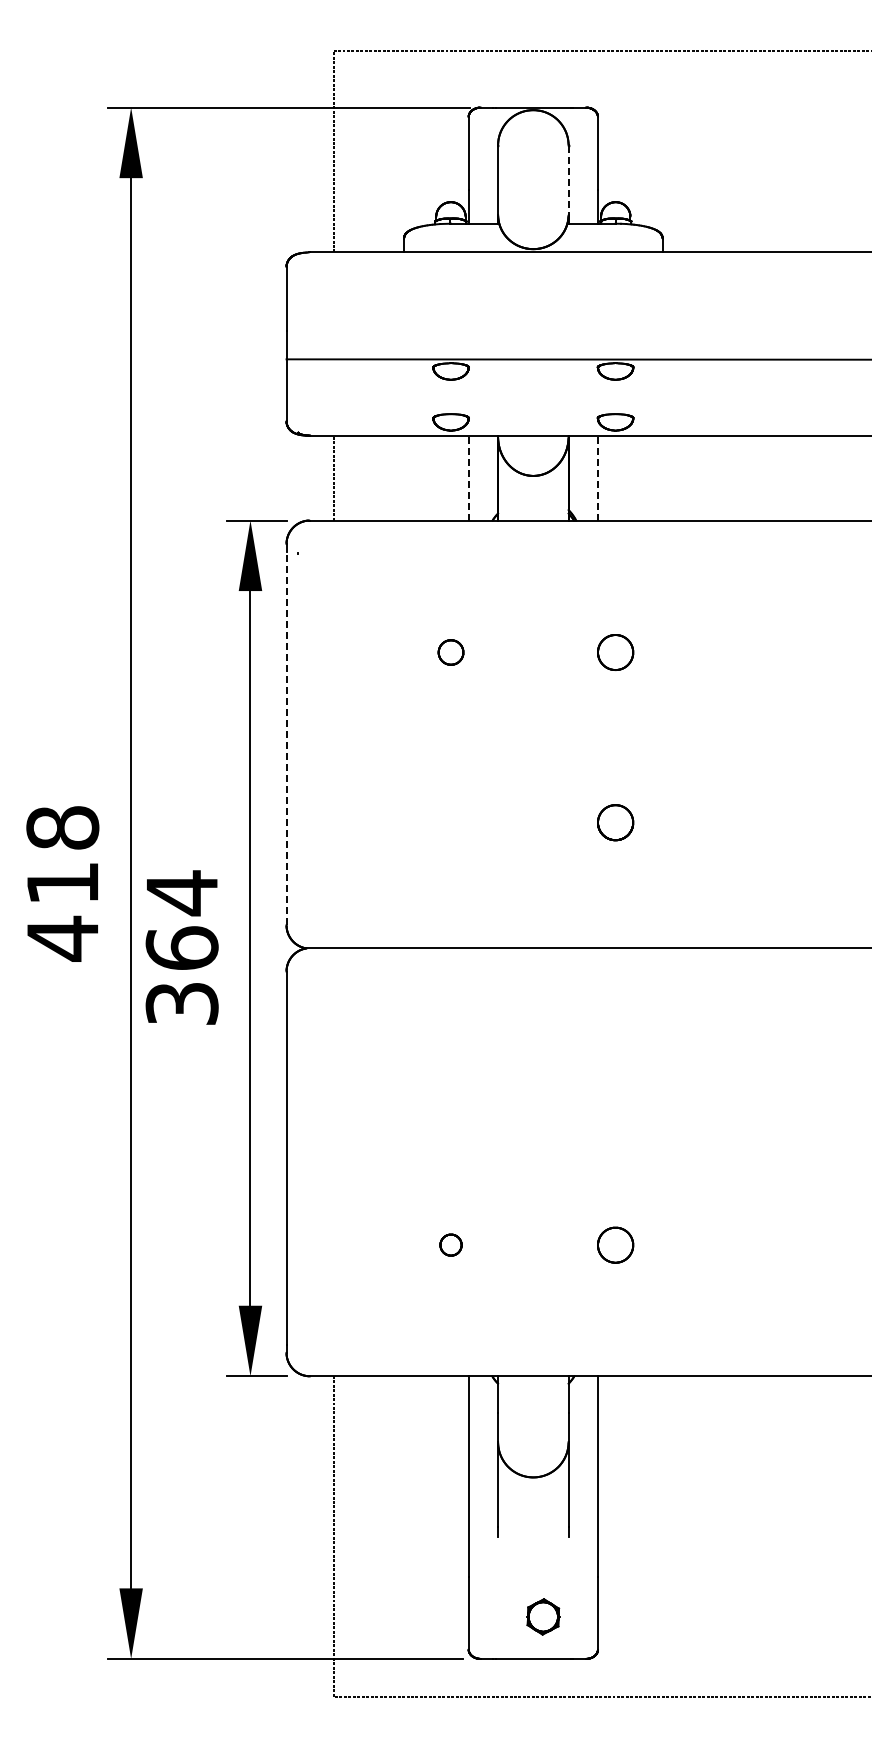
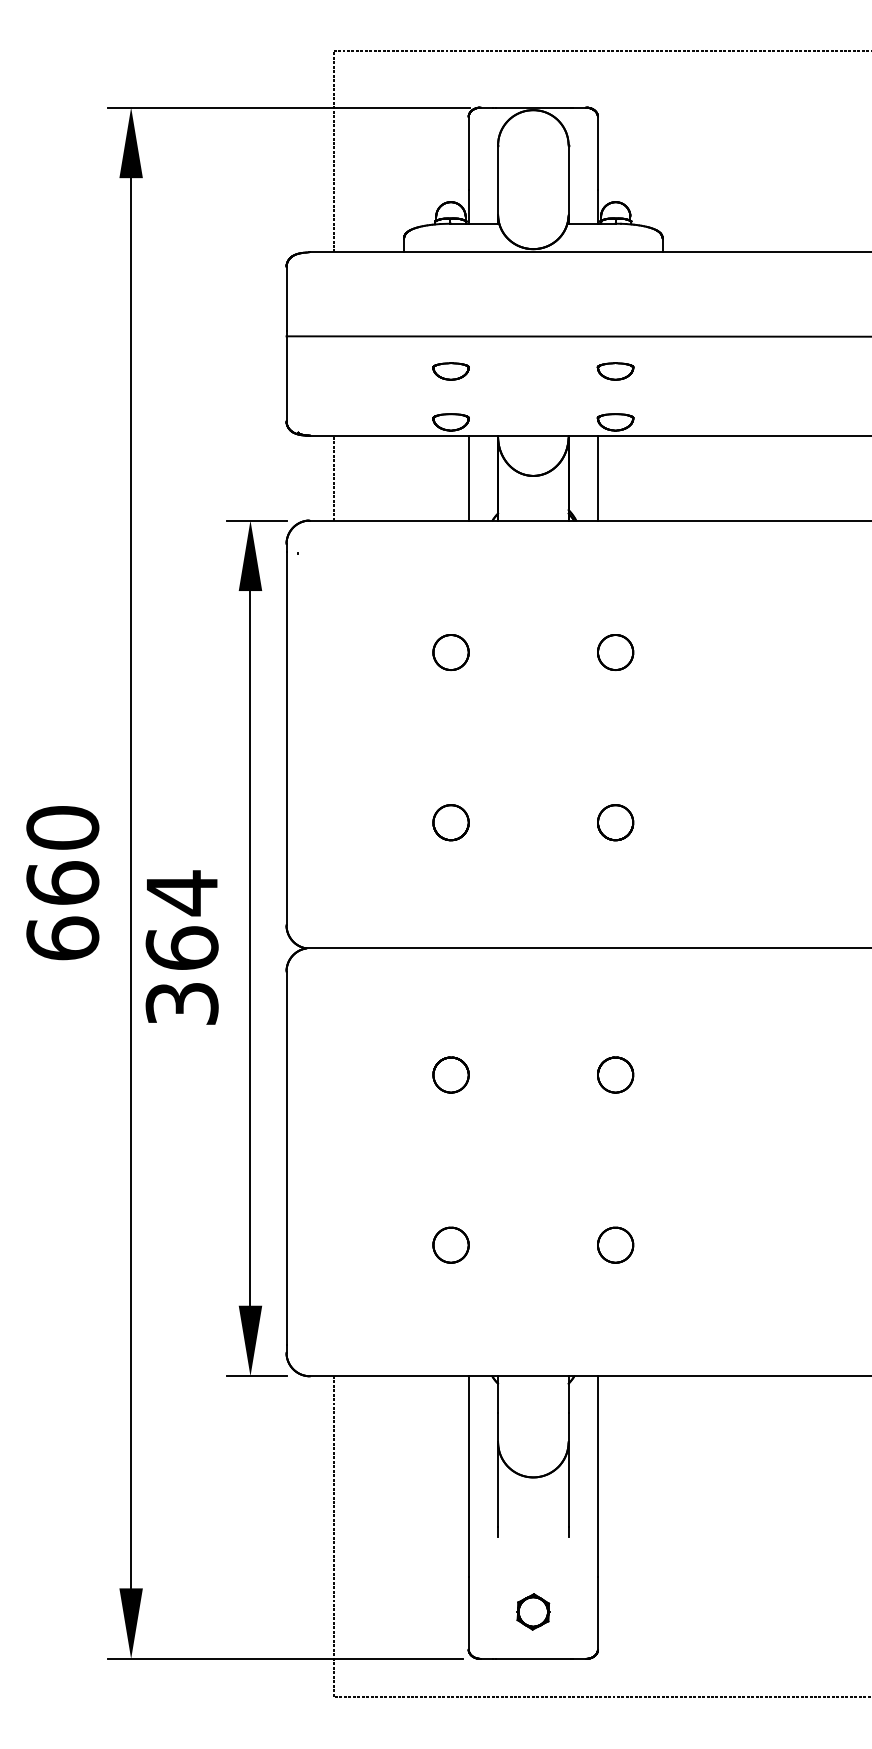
line: dashed -> solid (568, 180)
line position: (577, 359) -> (577, 336) (577, 336)
line: dashed -> solid (468, 477)
line: dashed -> solid (597, 477)
part size: 28x27 px -> 38x37 px (450, 652)
line: dashed -> solid (286, 738)
part: none -> present (450, 822)
text: 418 -> 660 (62, 883)
part: none -> present (450, 1074)
part: none -> present (615, 1074)
part size: 24x24 px -> 38x38 px (450, 1244)
part position: (543, 1616) -> (533, 1611) (533, 1611)
